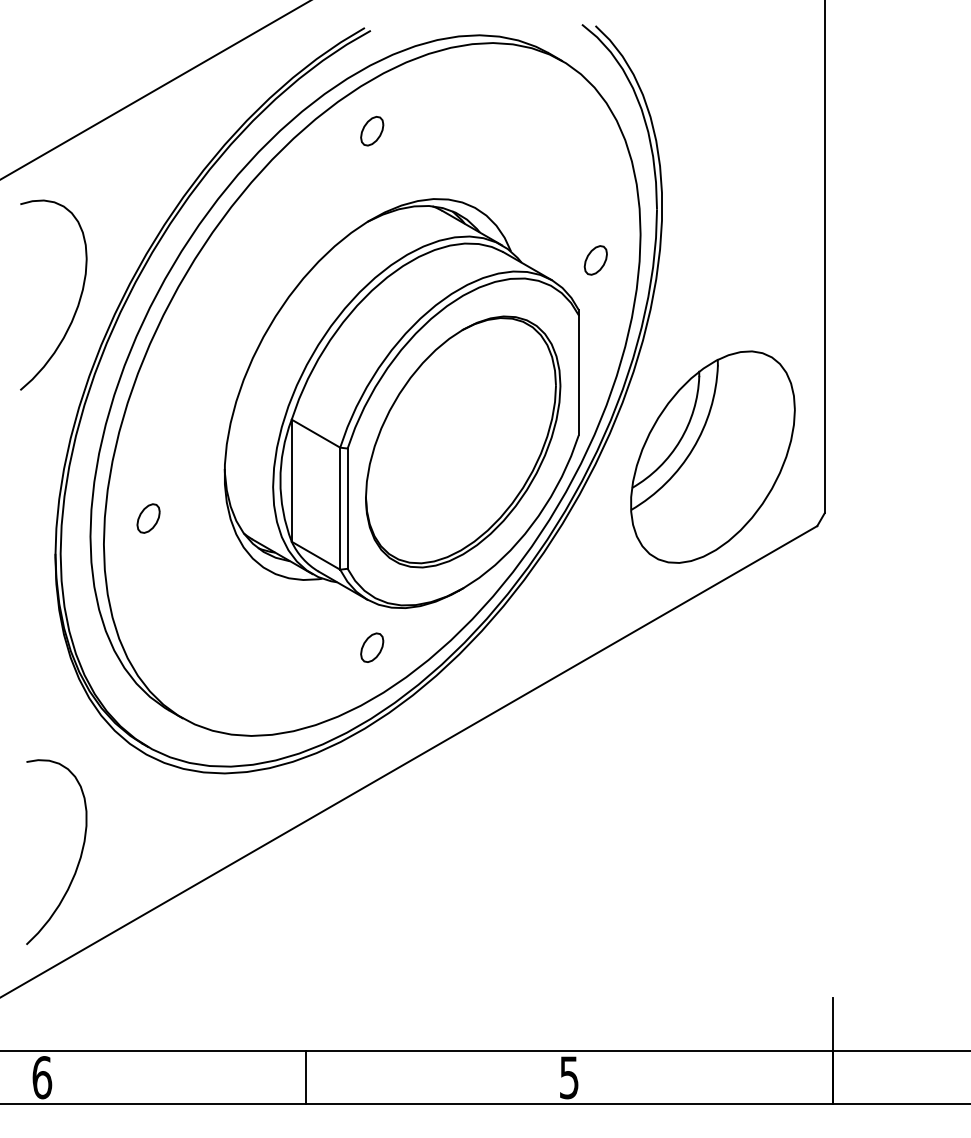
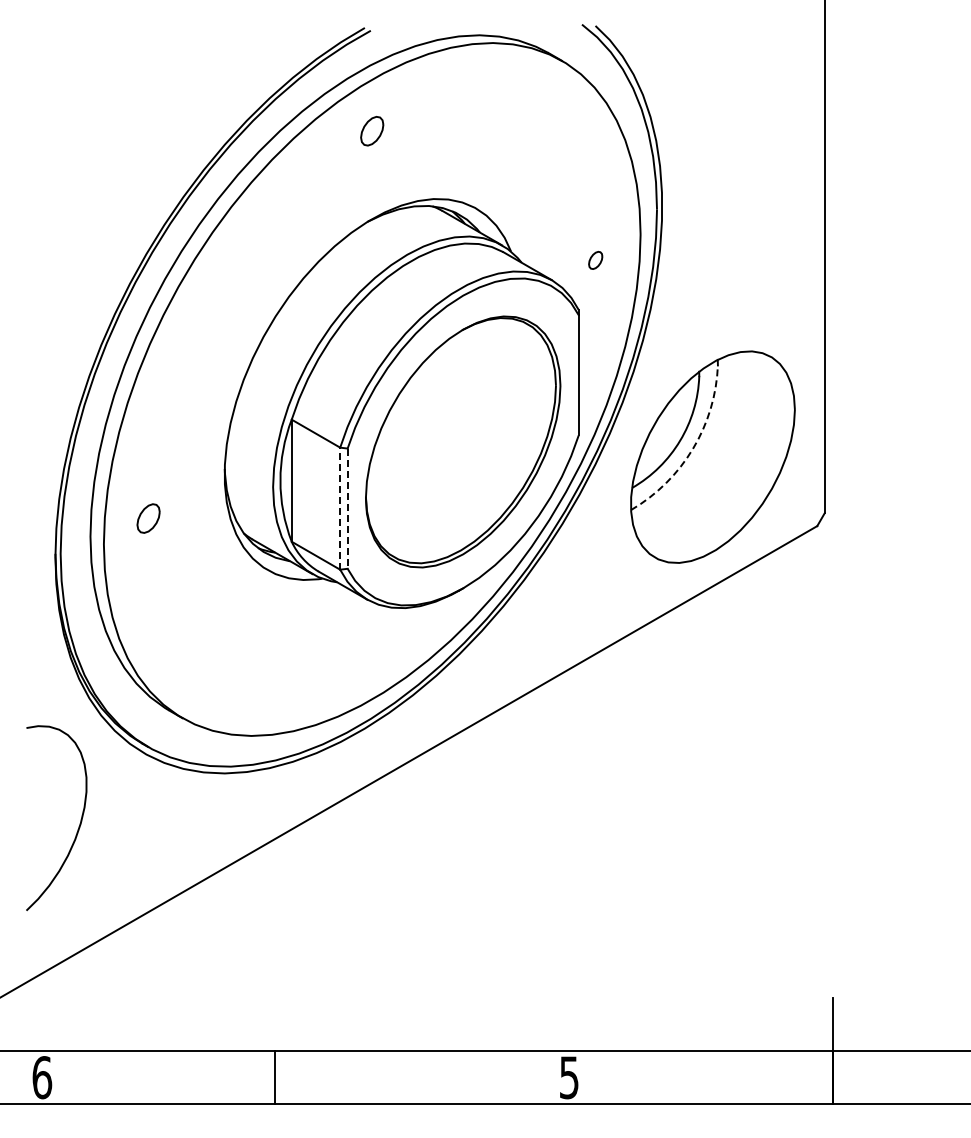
line: present -> none (154, 90)
part size: 25x31 px -> 16x19 px (595, 260)
part: present -> none (78, 300)
arc: solid -> dashed (693, 448)
line: solid -> dashed (340, 508)
line: solid -> dashed (347, 509)
part: present -> none (372, 647)
curve position: (78, 860) -> (78, 826) (78, 826)
line position: (306, 1077) -> (275, 1077) (275, 1077)
